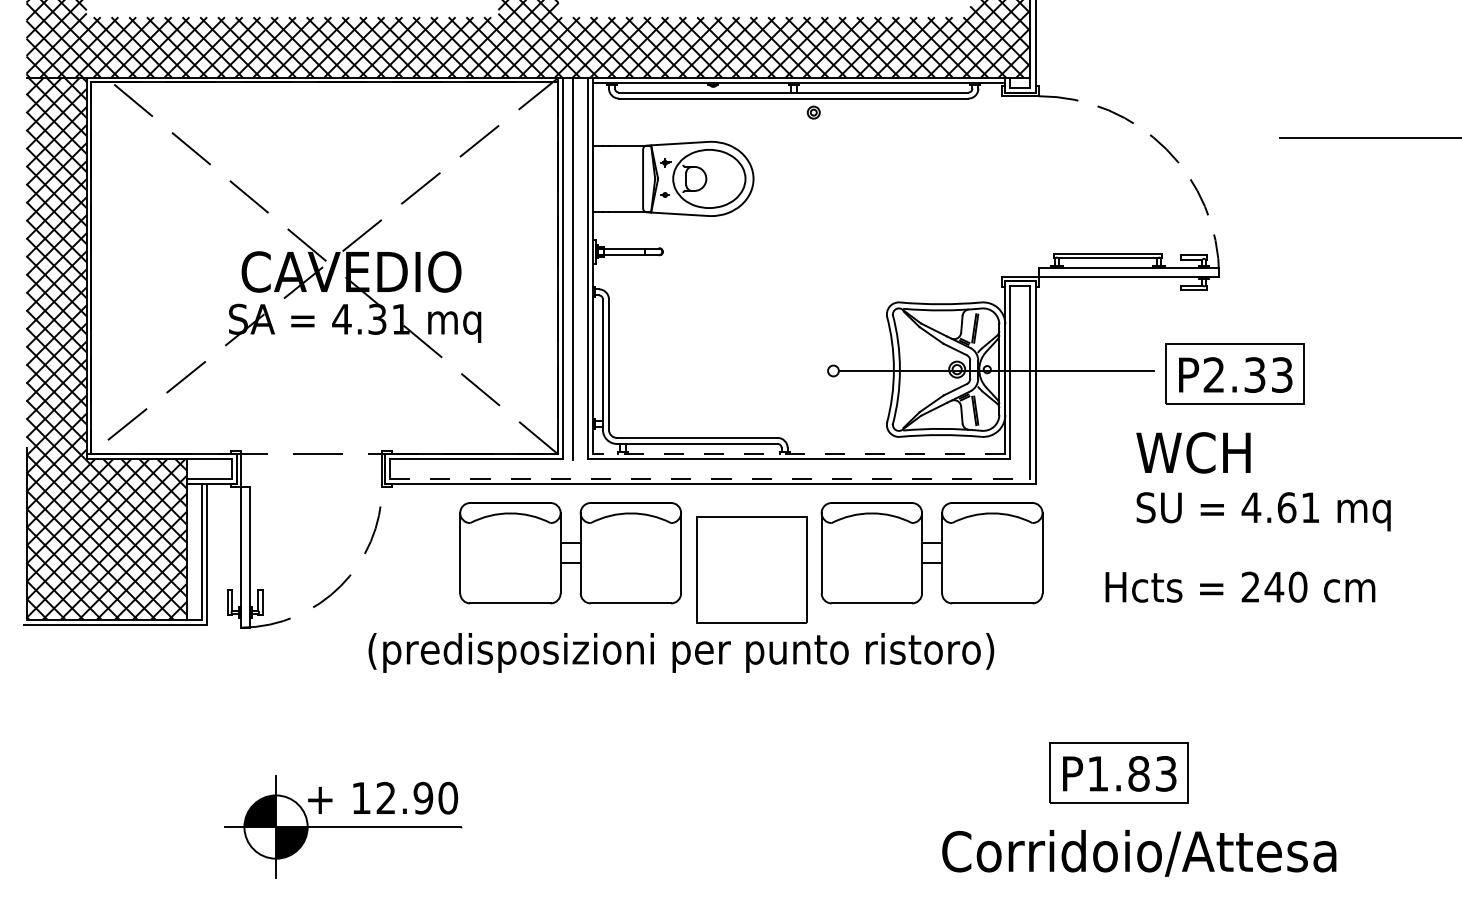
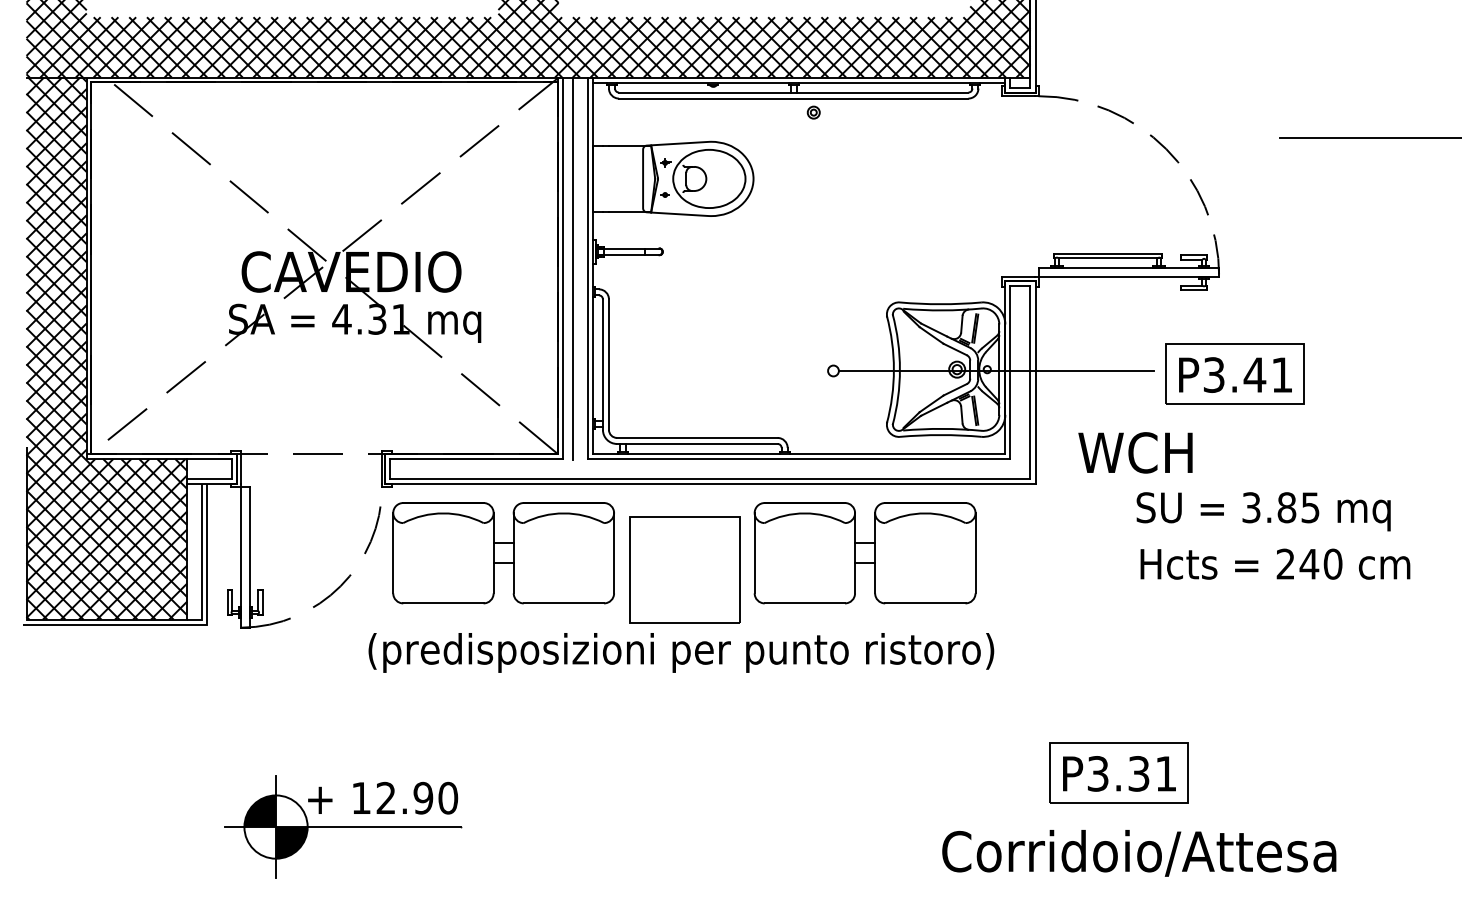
text: P2.33 -> P3.41 (1247, 374)
text position: (1193, 452) -> (1135, 452) (1135, 452)
line: dashed -> solid (798, 454)
line: dashed -> solid (710, 479)
text: 4.61 -> 3.85 (1280, 507)
part position: (751, 562) -> (684, 562) (684, 562)
text position: (1240, 586) -> (1275, 563) (1275, 563)
text: P1.83 -> P3.31 (1131, 773)
